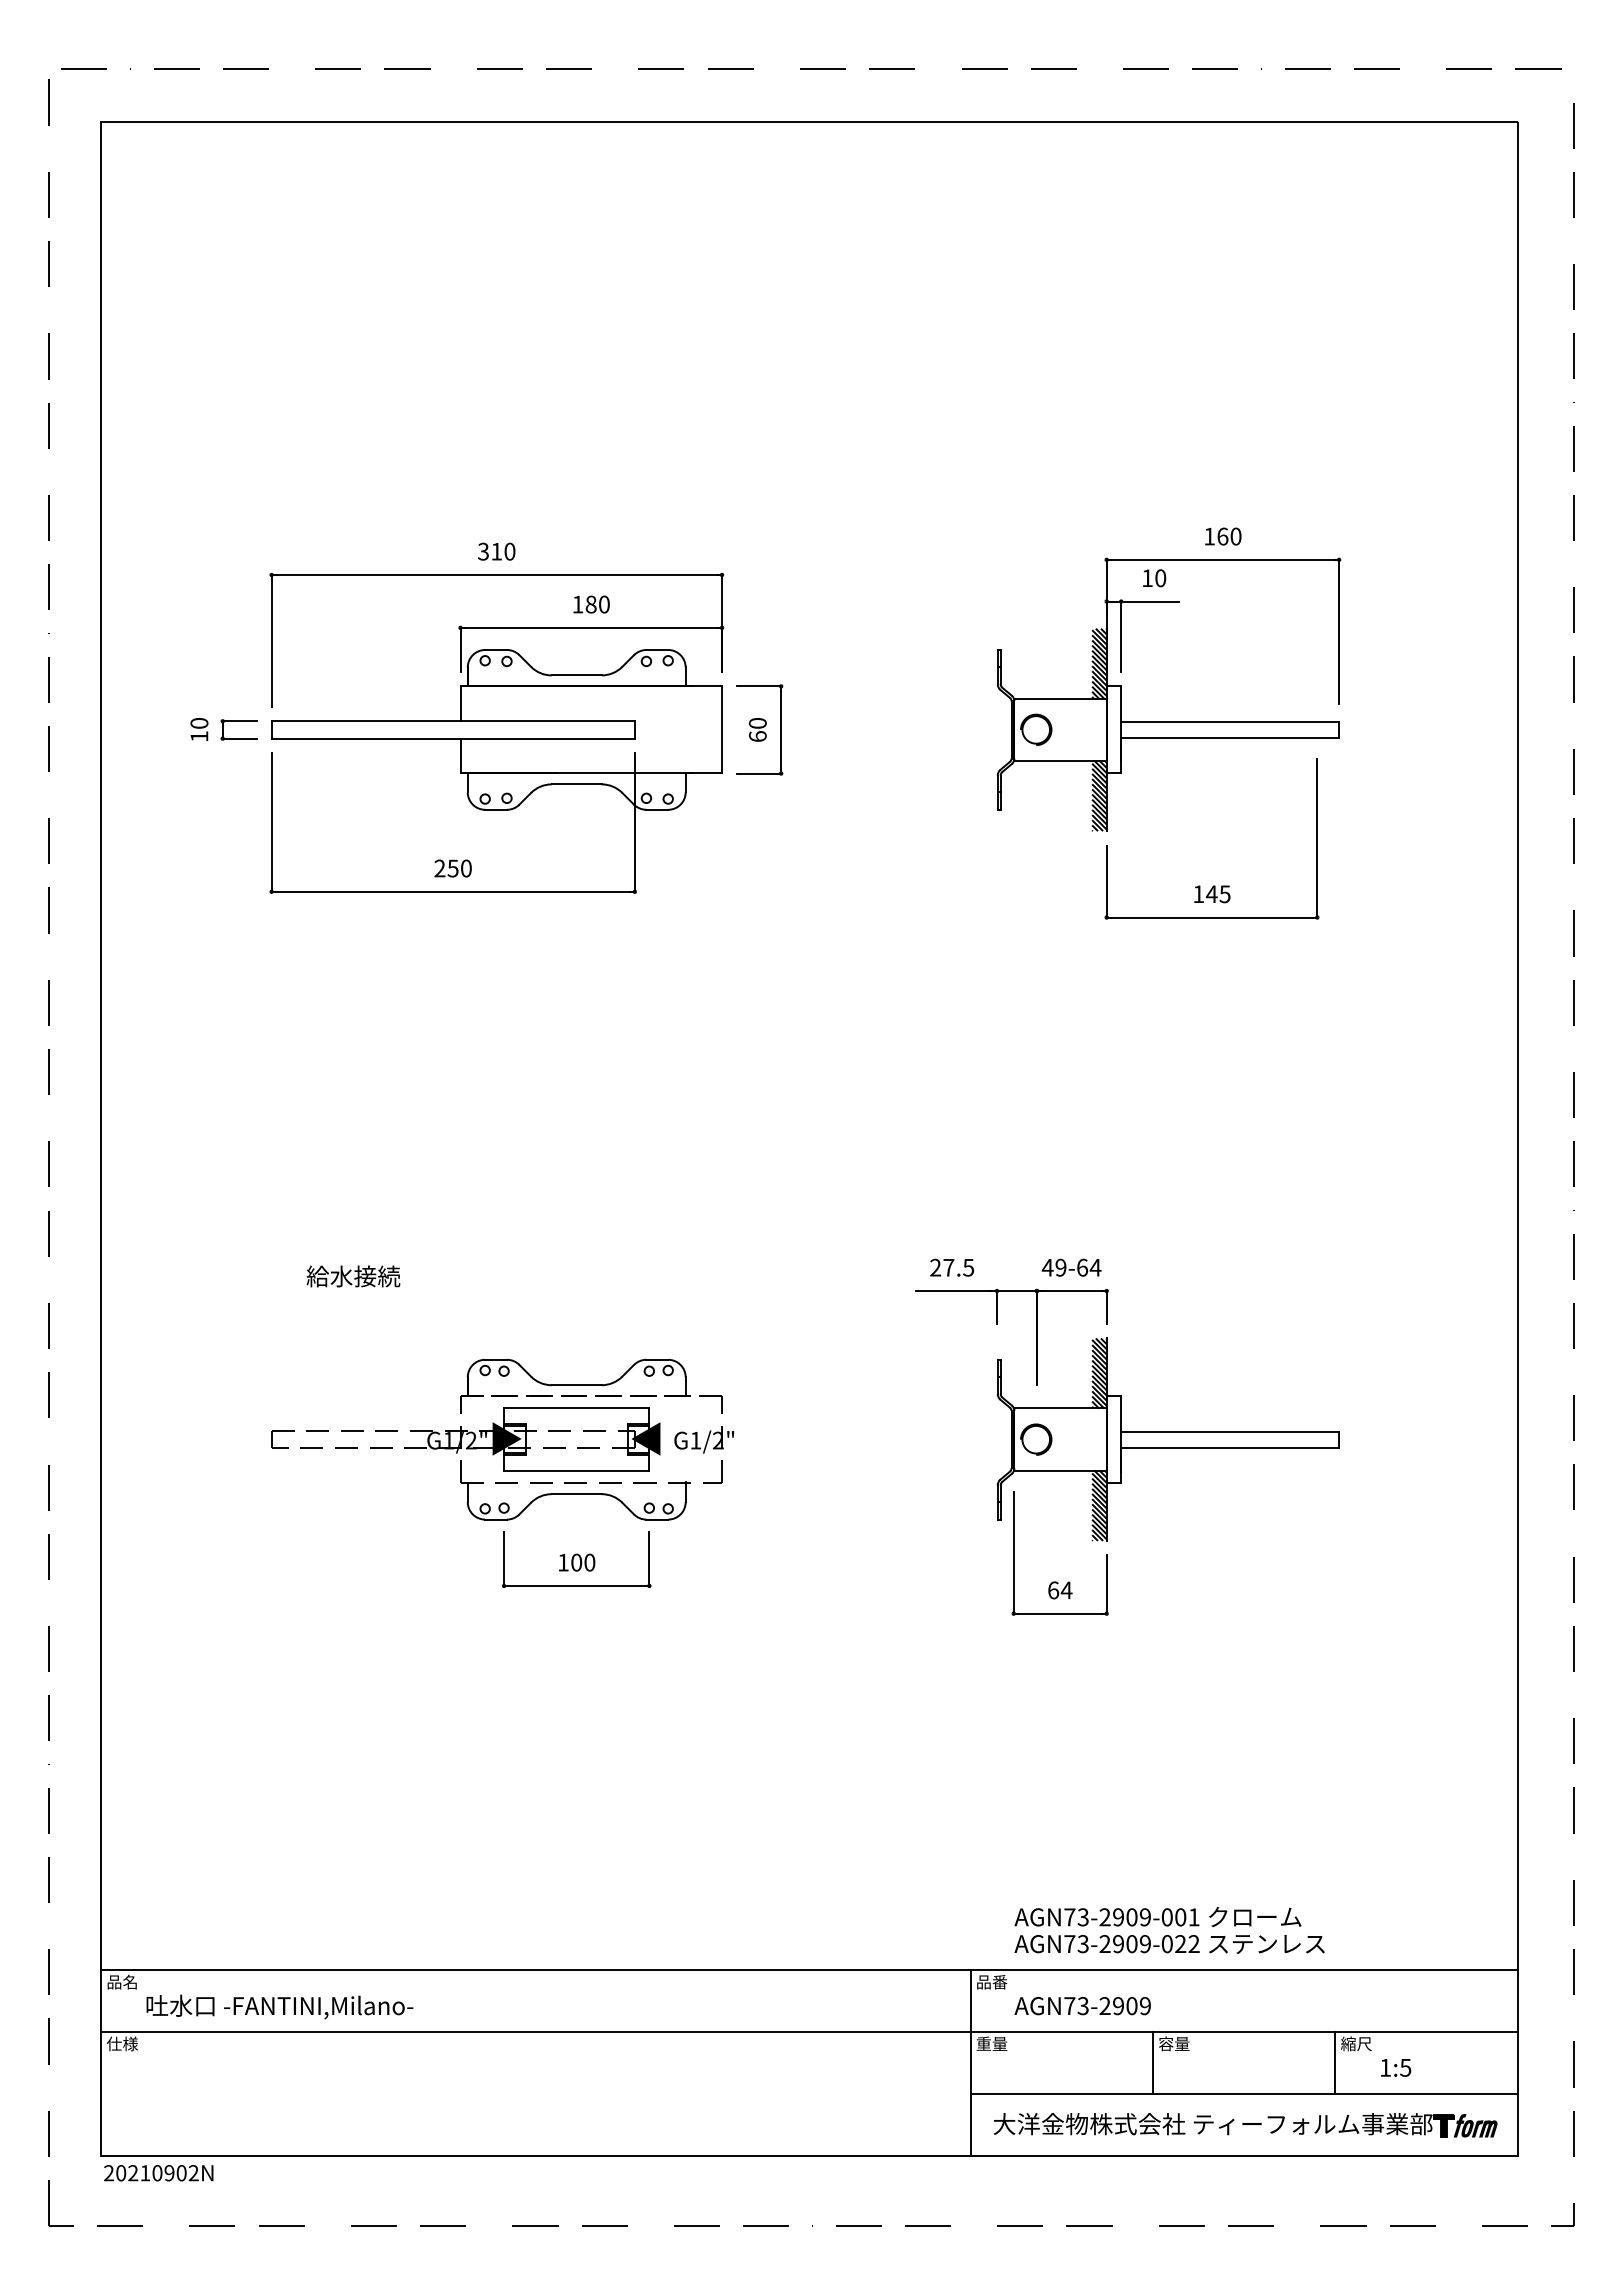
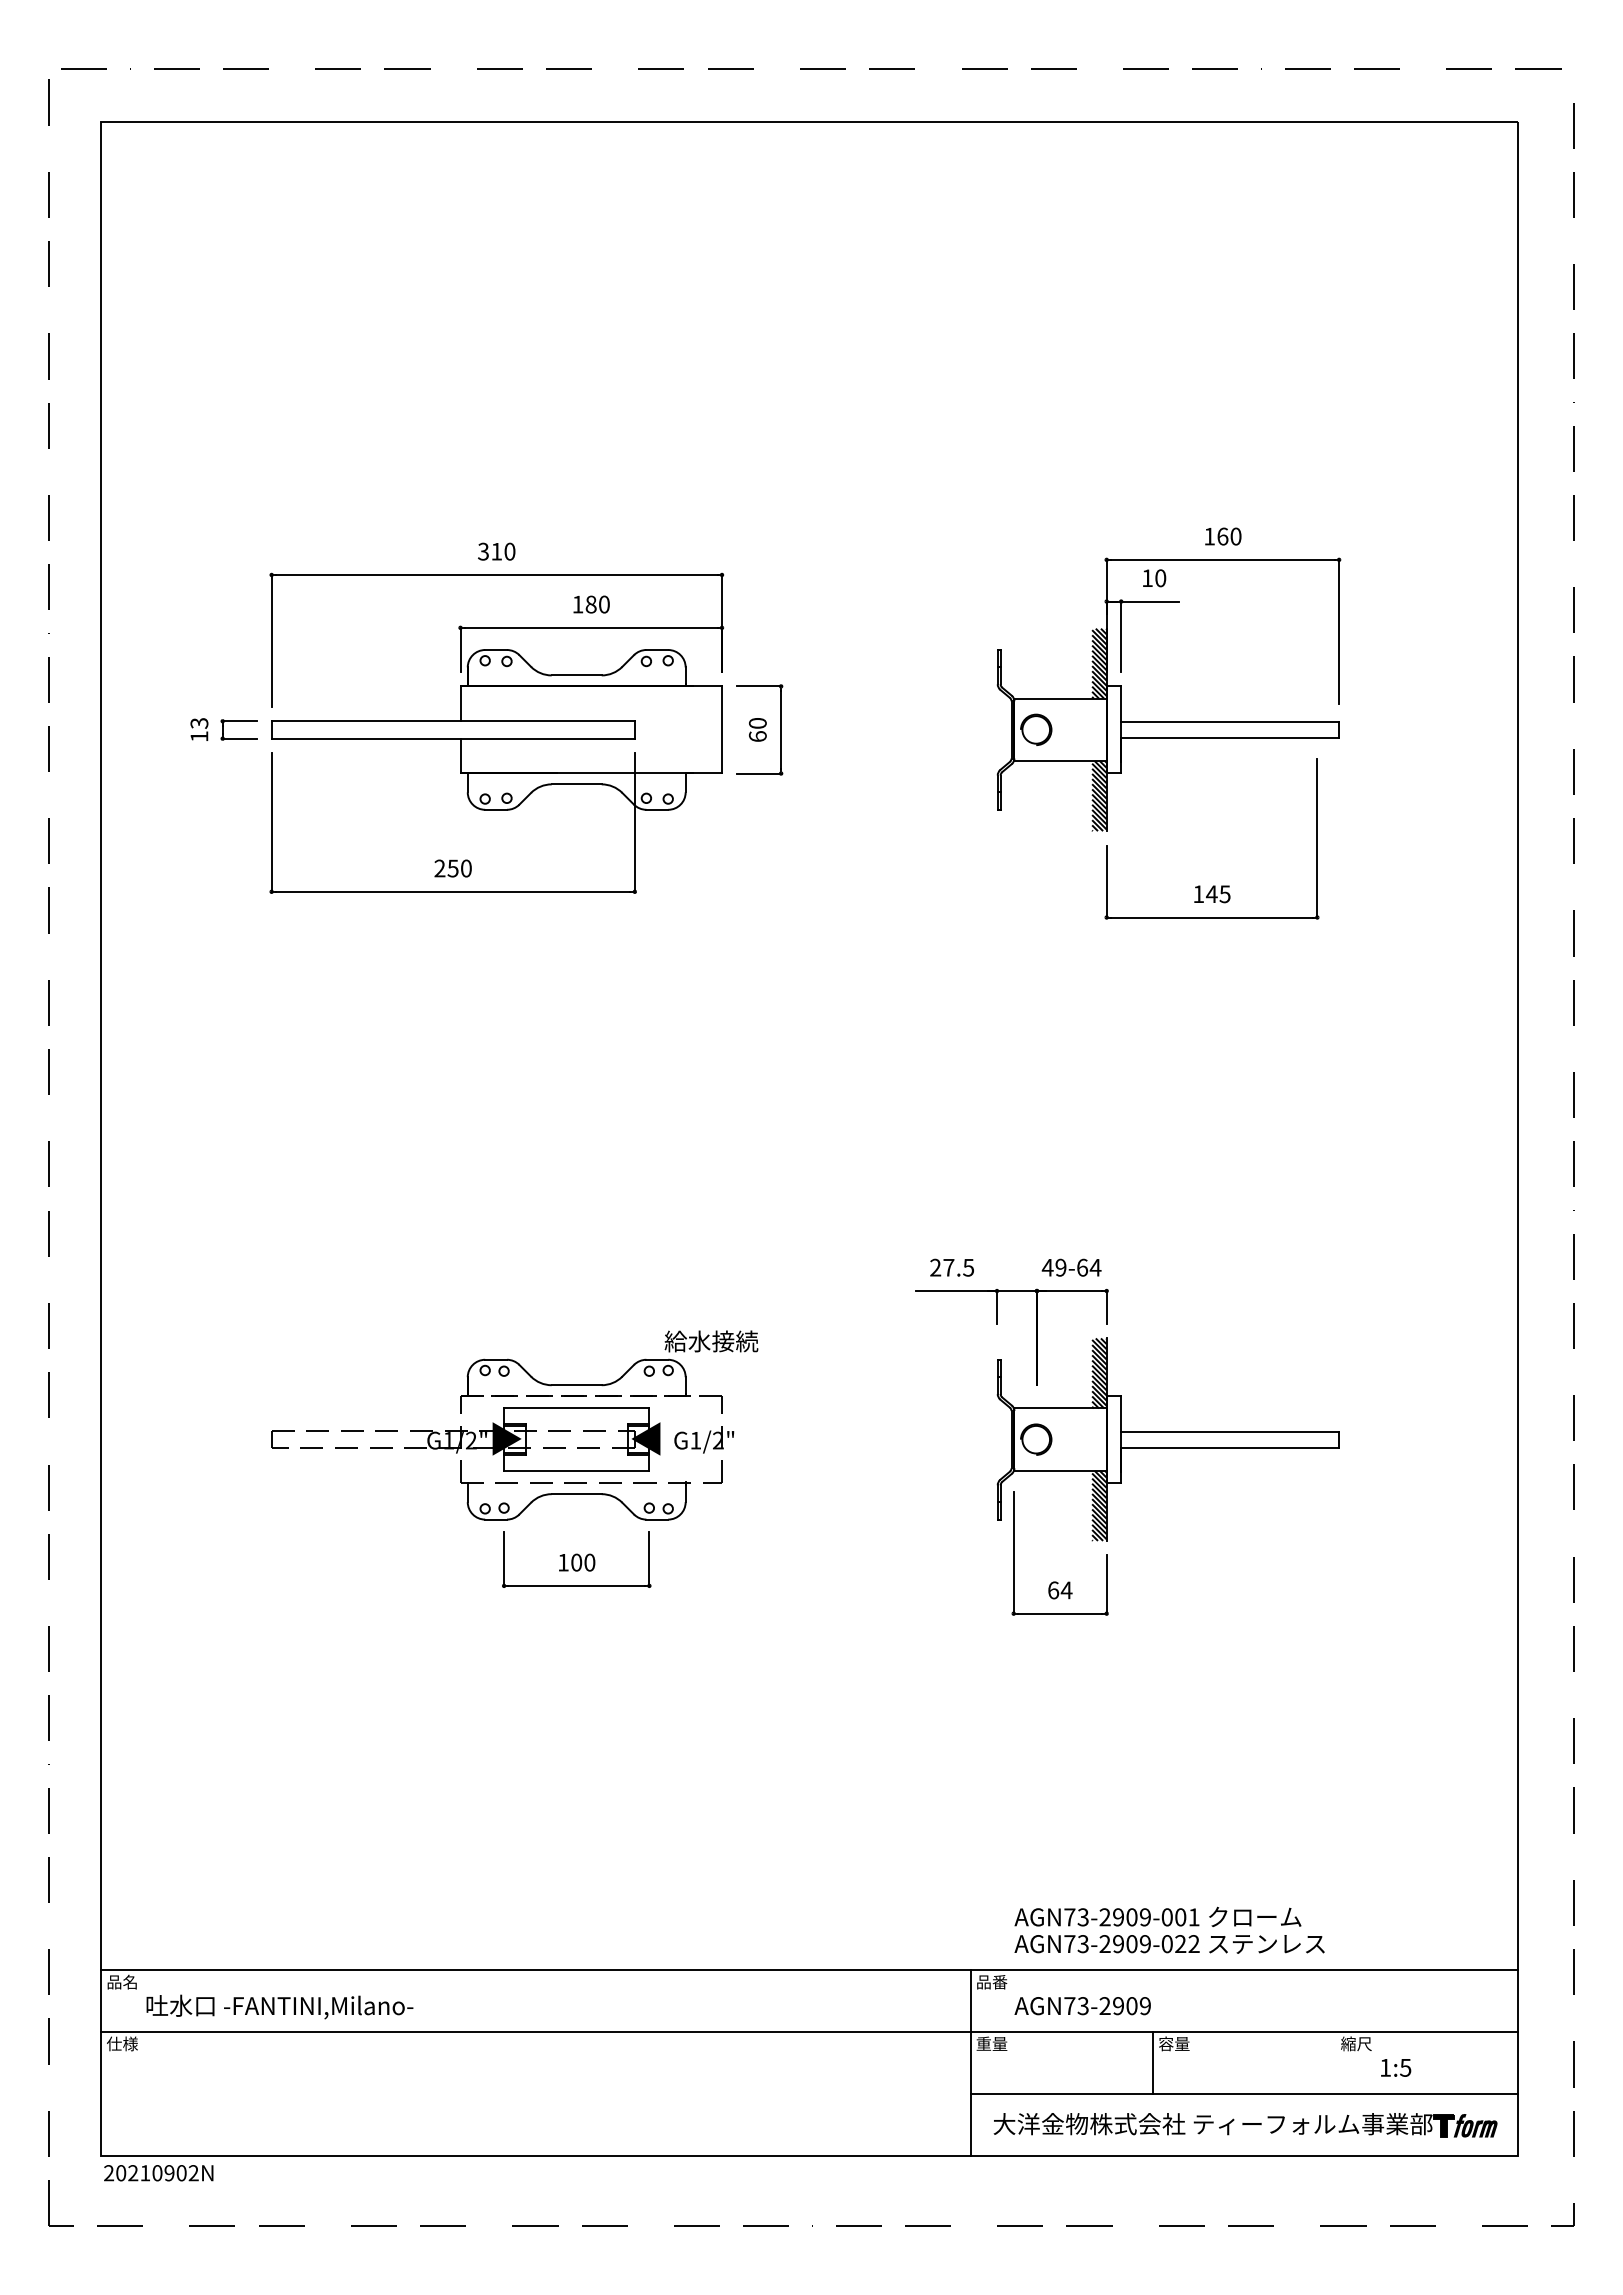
text: 10 -> 13 (199, 723)
text position: (353, 1276) -> (711, 1341) (711, 1341)
line: present -> none (1335, 2062)
